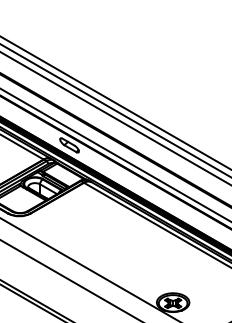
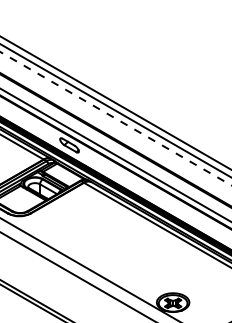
line: solid -> dashed (116, 118)
line position: (70, 280) -> (76, 276) (76, 276)
